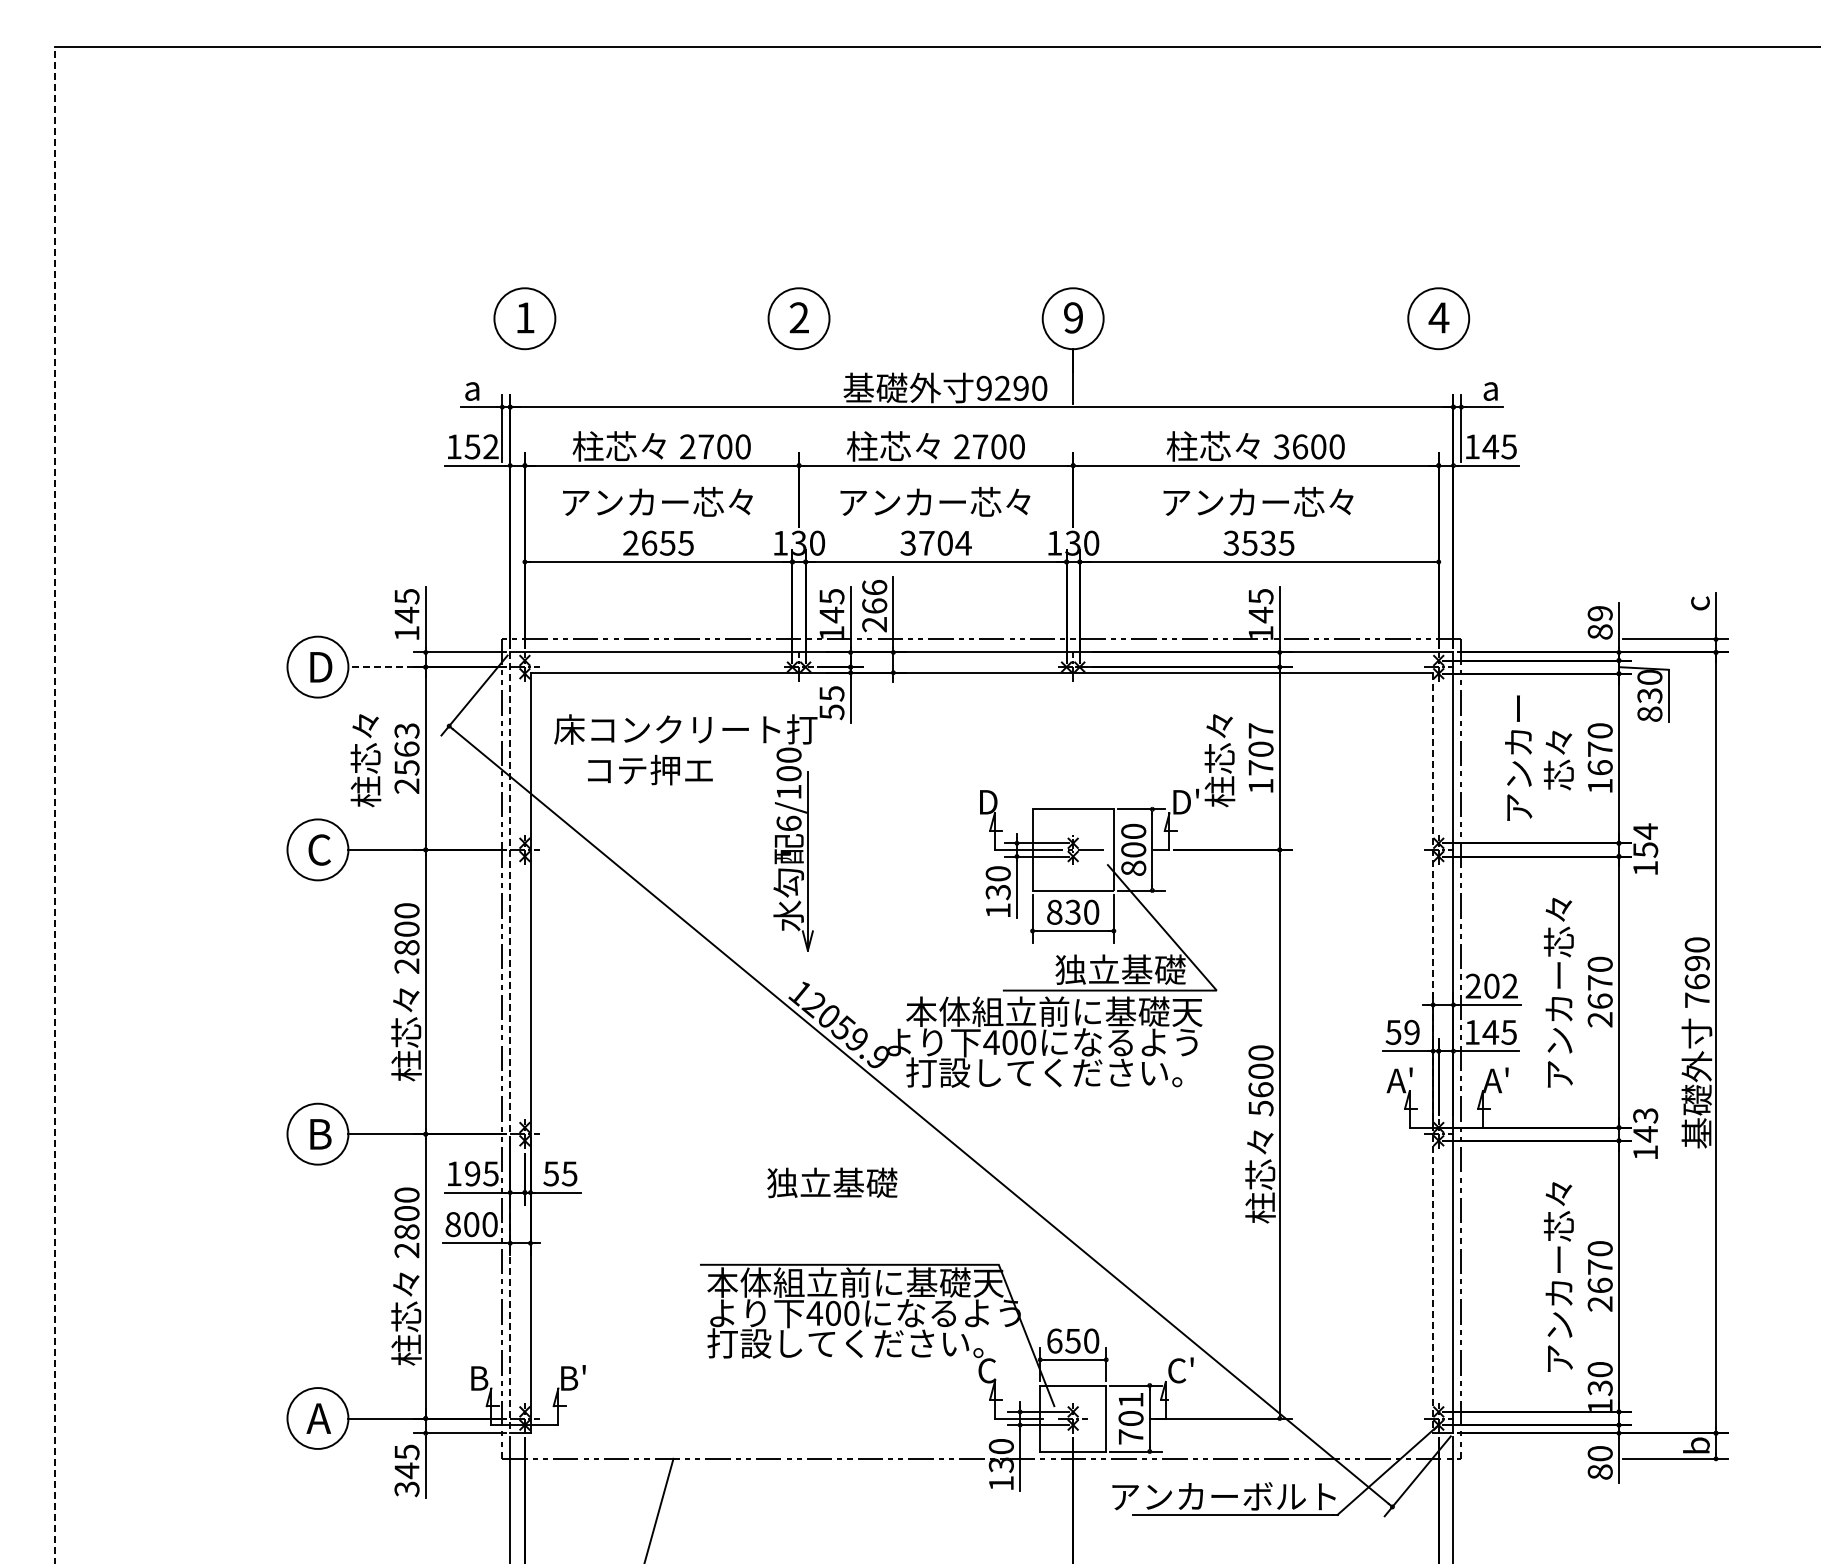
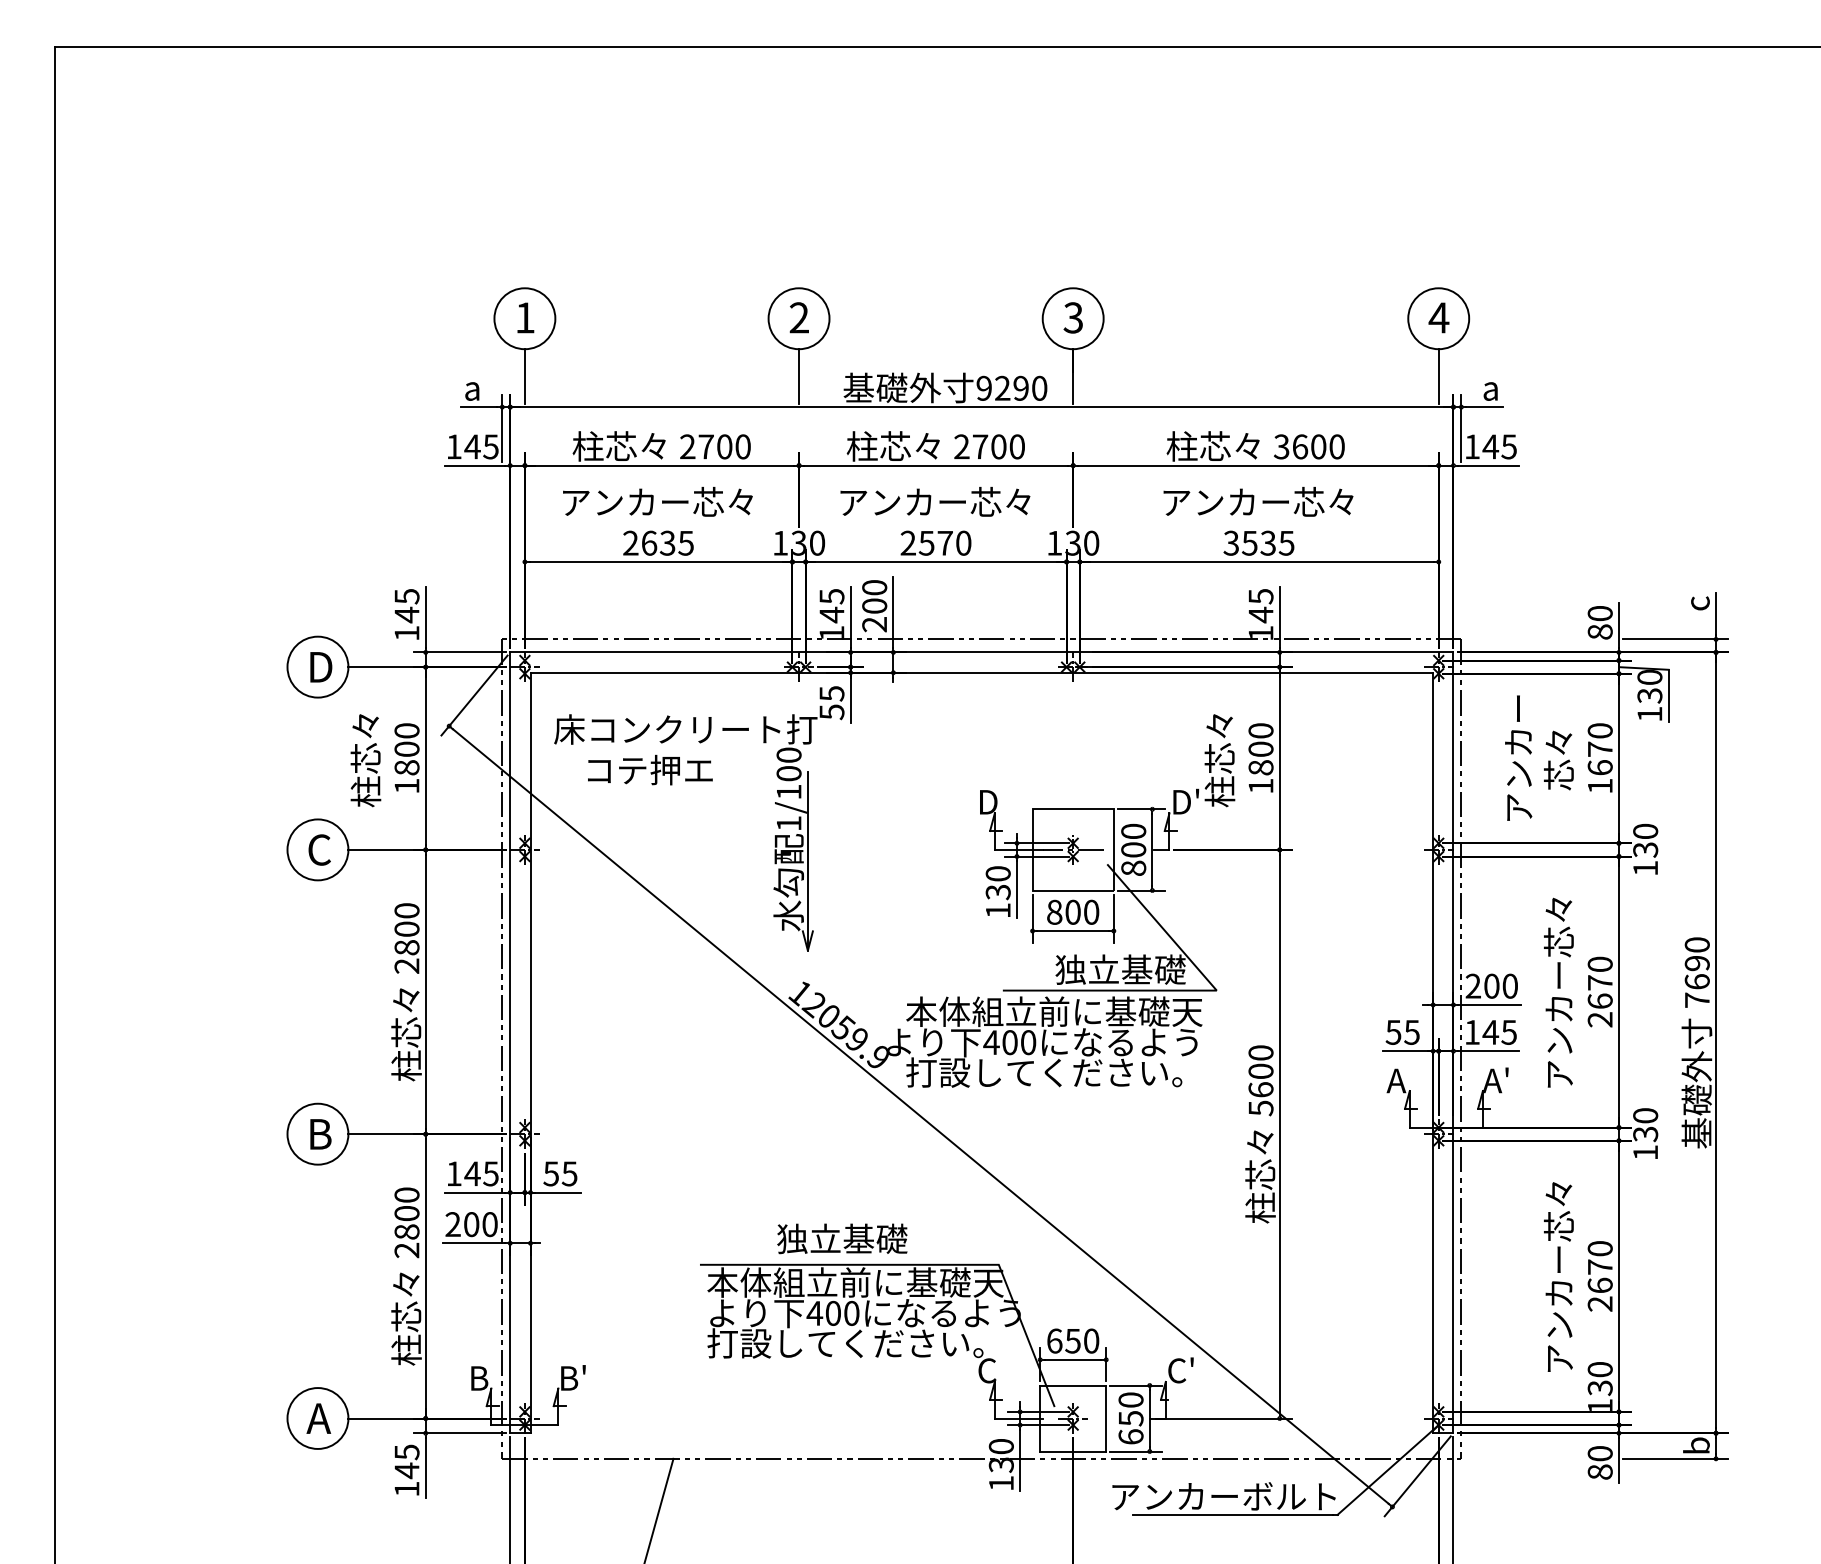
text: 9 -> 3 (1072, 317)
line: none -> present (524, 376)
line: none -> present (799, 376)
line: none -> present (1438, 376)
text: 152 -> 145 (481, 446)
text: 2655 -> 2635 (667, 542)
text: 3704 -> 2570 (935, 542)
text: 266 -> 200 (874, 596)
text: 89 -> 80 (1599, 613)
line: dashed -> solid (380, 667)
text: 830 -> 130 (1649, 713)
text: 1707 -> 1800 (1260, 749)
text: 2563 -> 1800 (406, 758)
line: dashed -> solid (54, 804)
text: 6/100 -> 1/100 (788, 822)
text: 154 -> 130 (1645, 840)
text: 830 -> 800 (1072, 911)
text: 202 -> 200 (1509, 985)
text: 59 -> 55 (1411, 1031)
line: dashed -> solid (510, 1043)
line: dashed -> solid (1433, 1053)
text: A' -> A (1410, 1072)
text: 143 -> 130 (1645, 1125)
text: 195 -> 145 (472, 1173)
text position: (832, 1182) -> (842, 1238) (842, 1238)
text: 800 -> 200 (452, 1224)
text: 701 -> 650 (1130, 1418)
text: 345 -> 145 (406, 1489)
